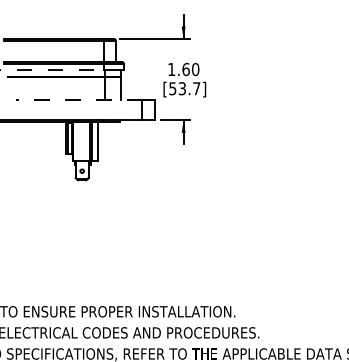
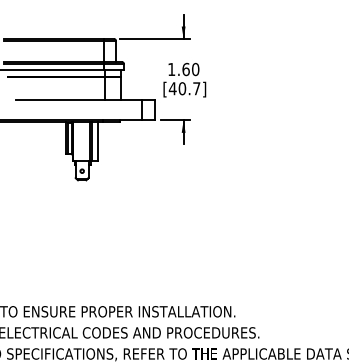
line: dashed -> solid (52, 70)
text: [53.7] -> [40.7] (177, 88)
line: dashed -> solid (78, 100)
